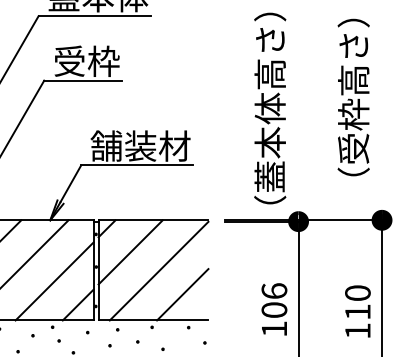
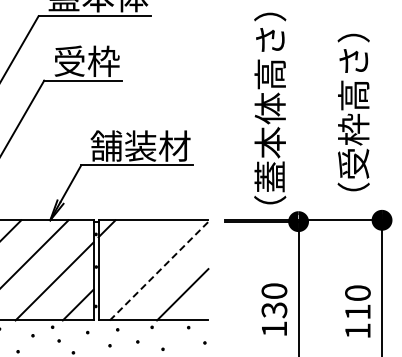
text position: (353, 97) -> (353, 112) (353, 112)
line: present -> none (130, 252)
line: solid -> dashed (159, 271)
text: 106 -> 130 (274, 300)
